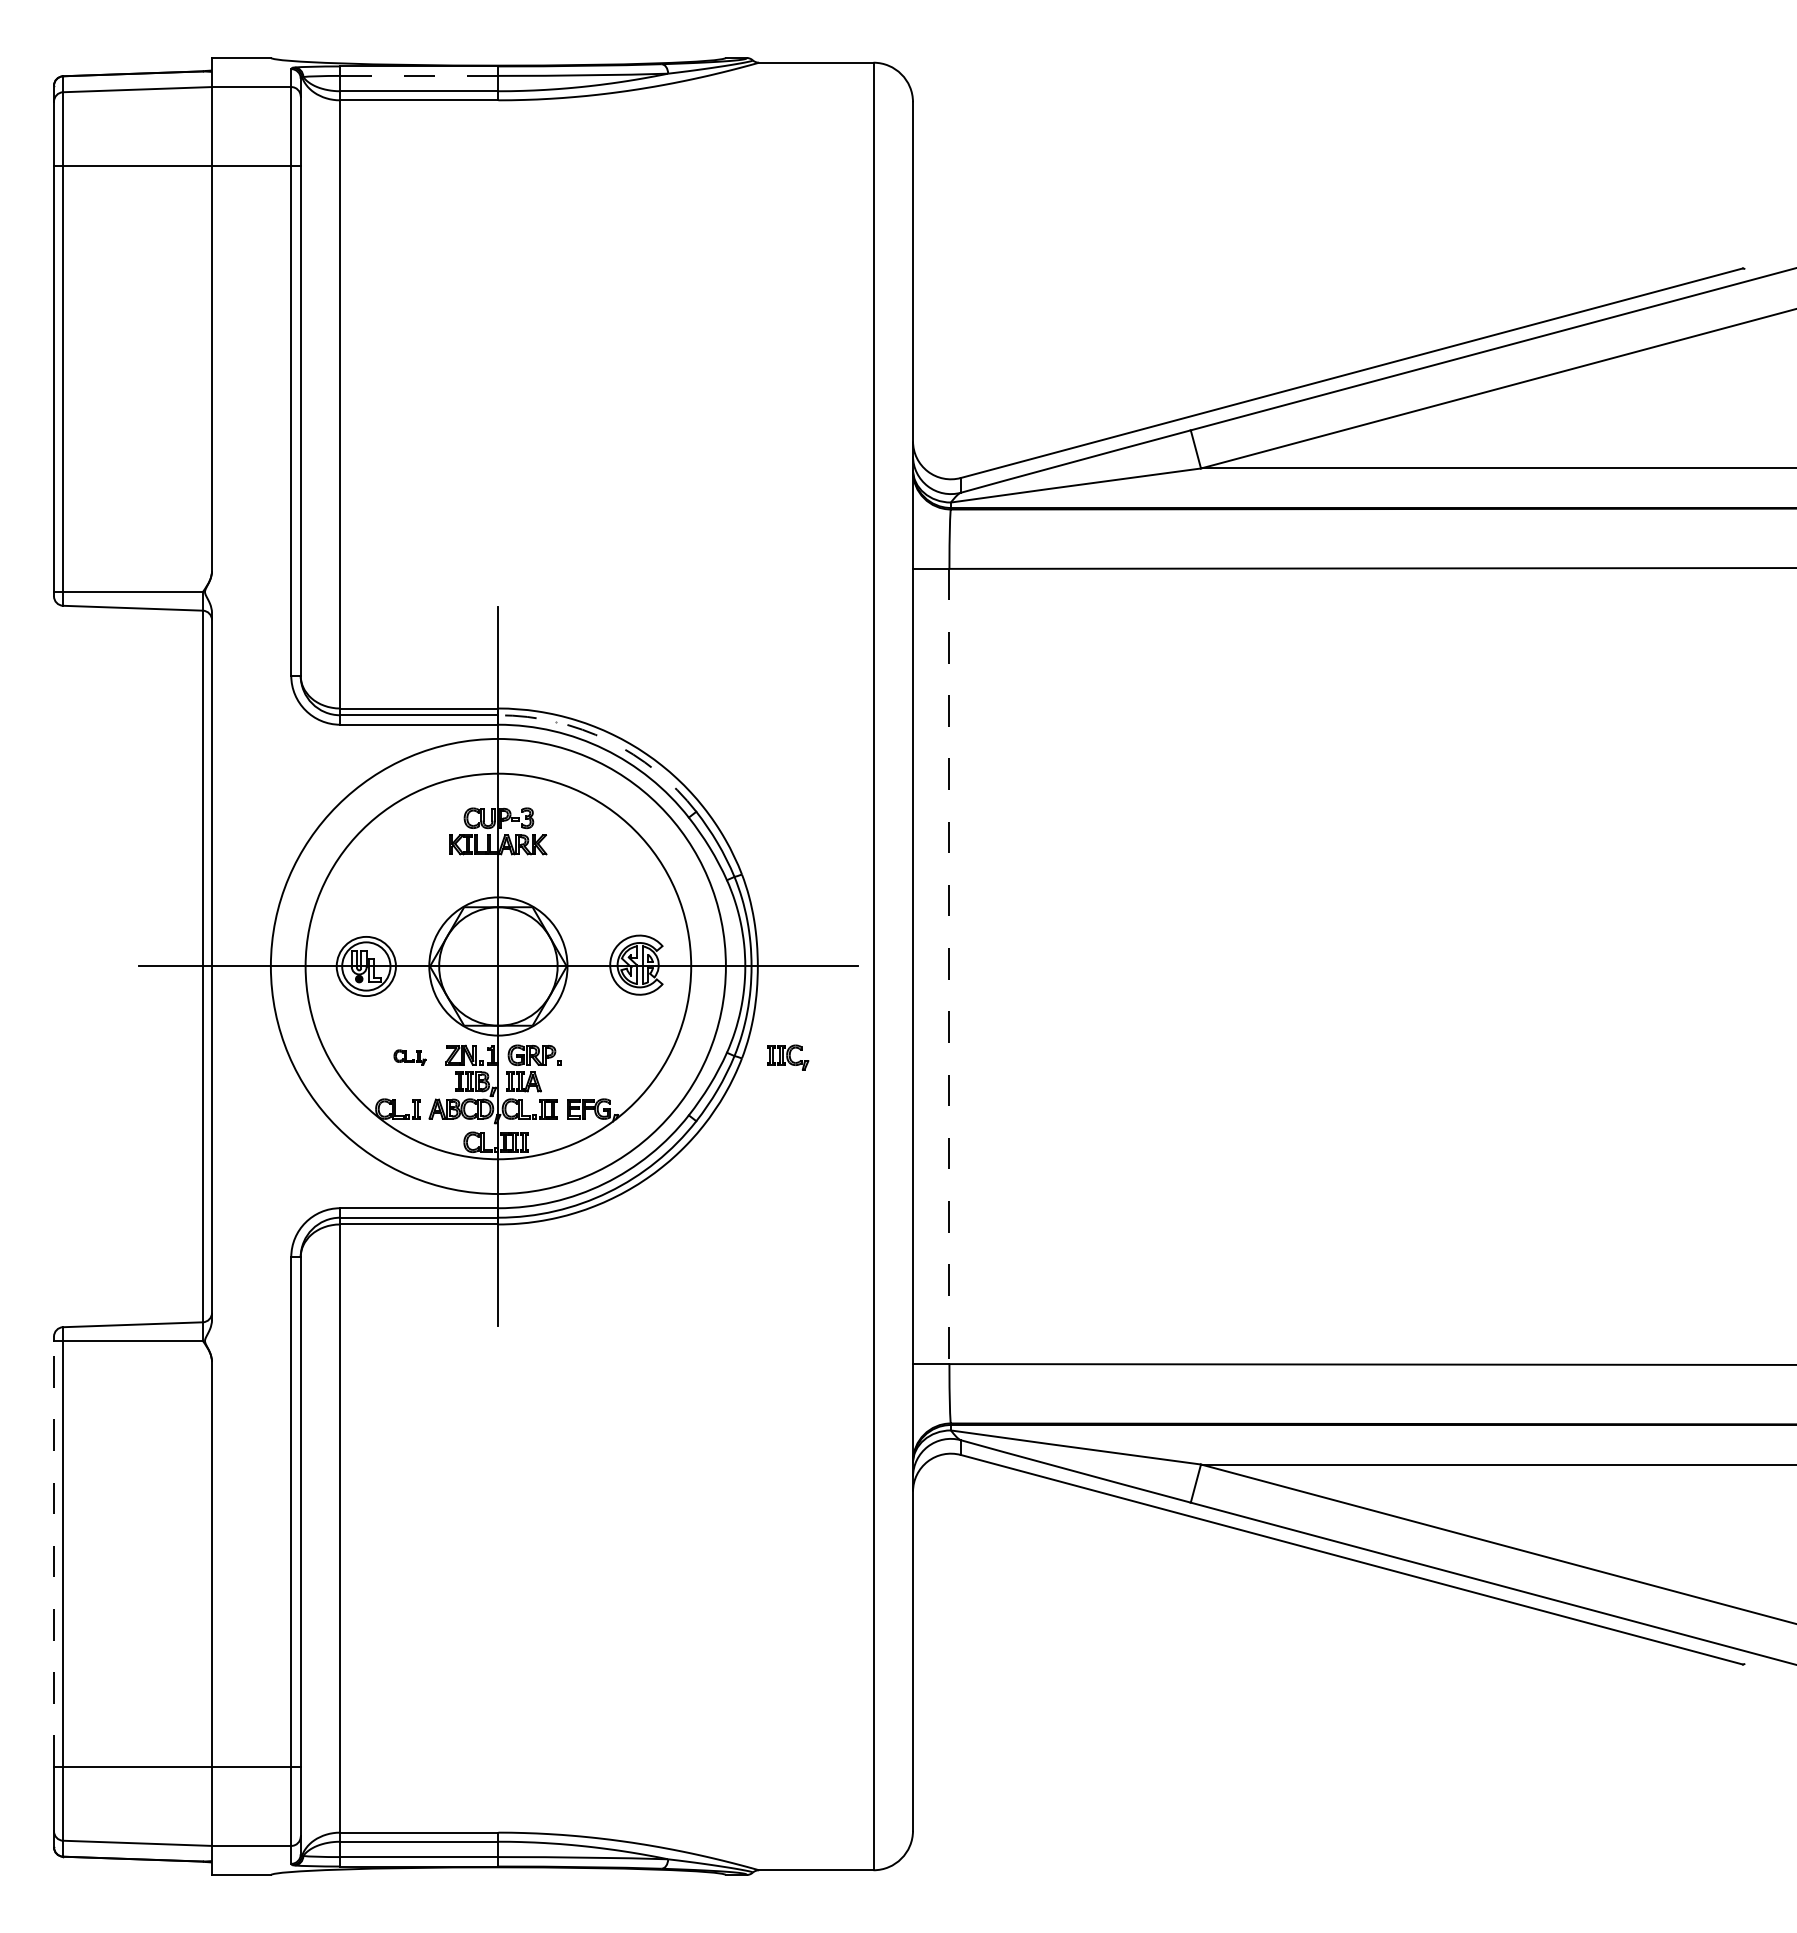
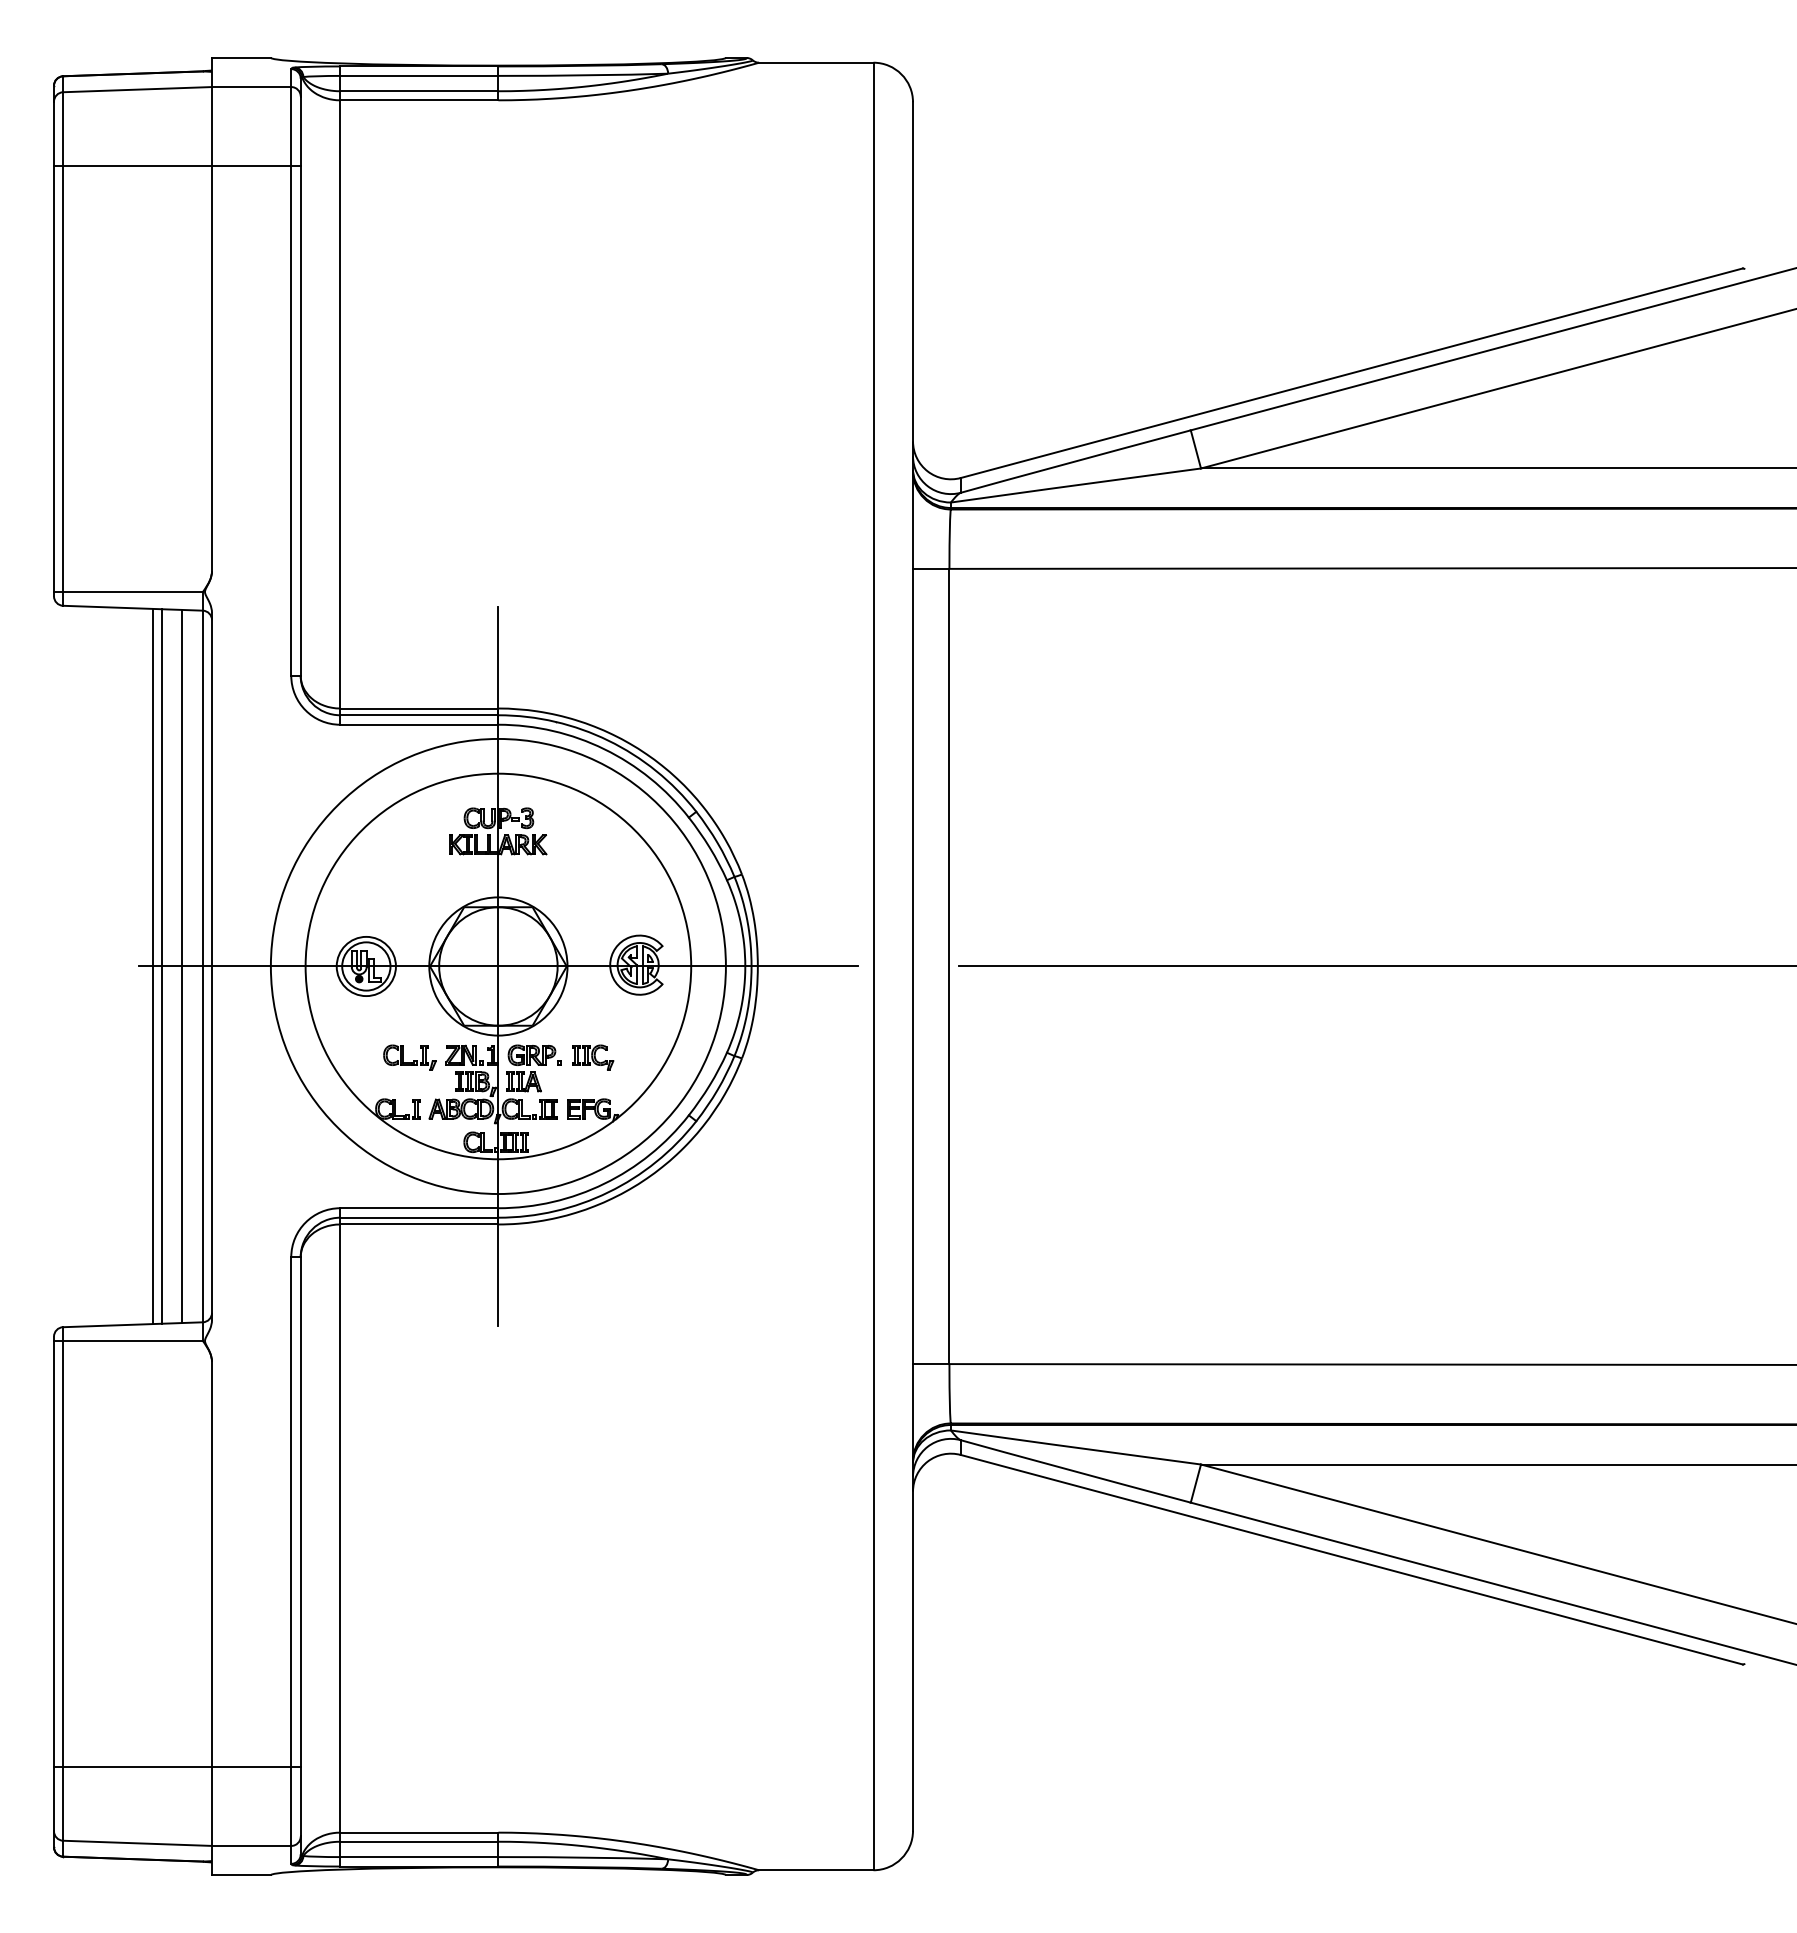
line: dashed -> solid (418, 75)
arc: dashed -> solid (608, 740)
line: none -> present (152, 966)
line: none -> present (162, 966)
line: none -> present (182, 966)
line: dashed -> solid (949, 966)
line: none -> present (1375, 966)
part size: 34x17 px -> 54x27 px (409, 1057)
part position: (788, 1057) -> (593, 1057) (593, 1057)
line: dashed -> solid (54, 1553)
